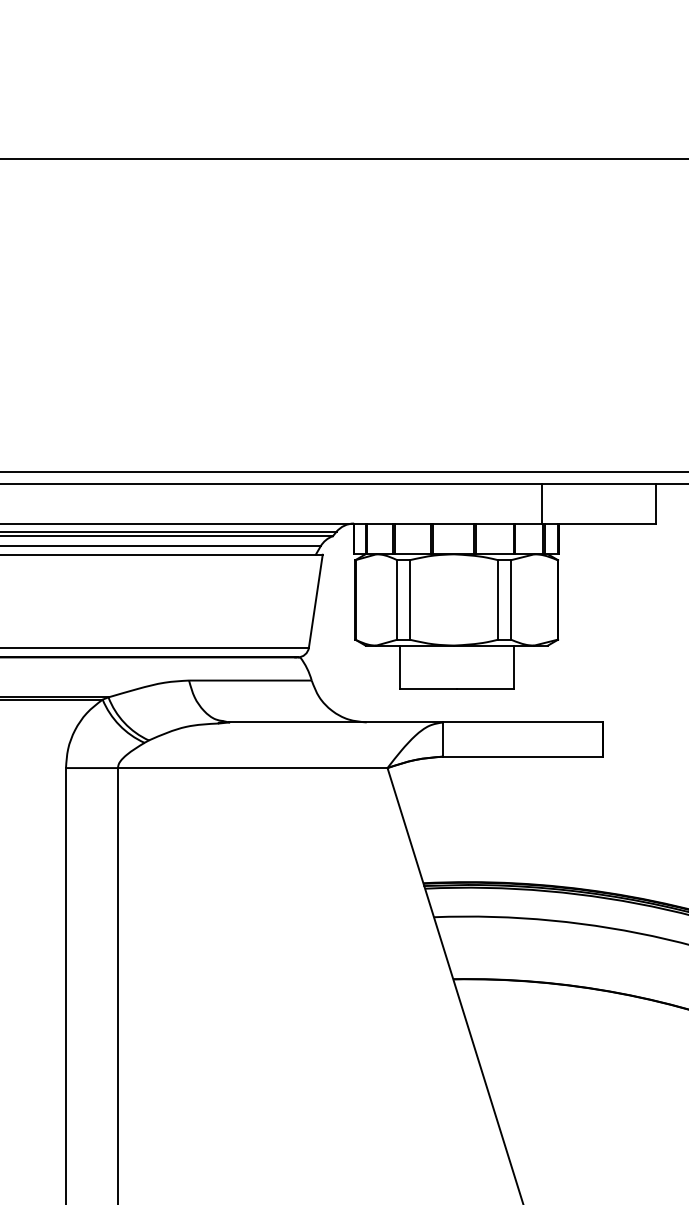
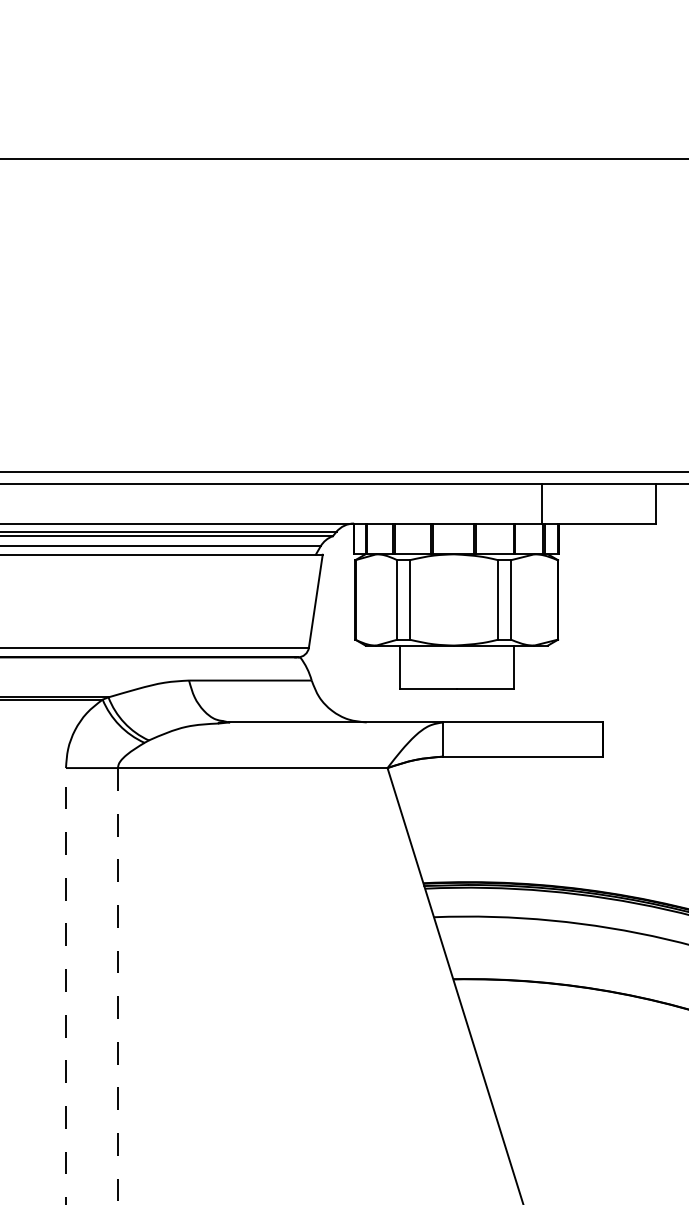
line: solid -> dashed (65, 985)
line: solid -> dashed (117, 987)
